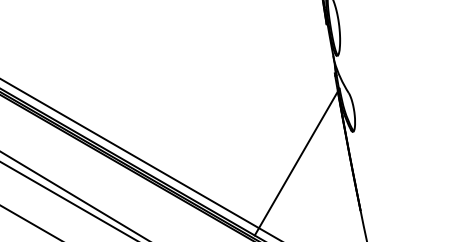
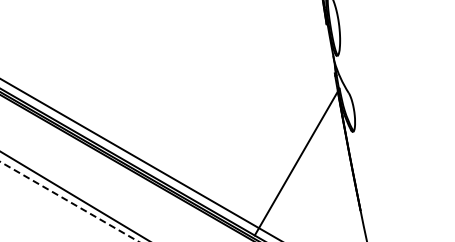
line: solid -> dashed (69, 201)
line: present -> none (29, 222)
